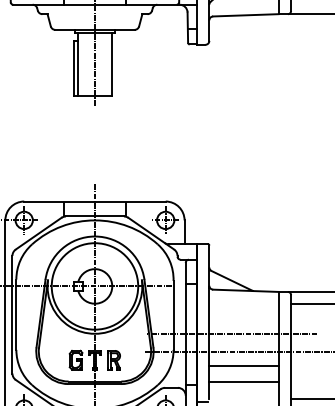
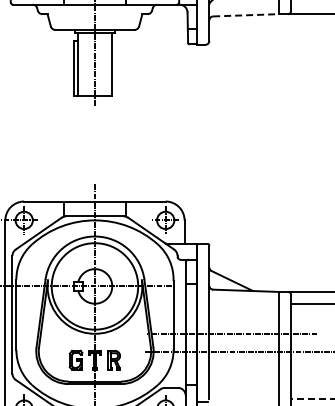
line: solid -> dashed (245, 15)
line: present -> none (243, 366)
line: present -> none (243, 382)
line: solid -> dashed (312, 399)
